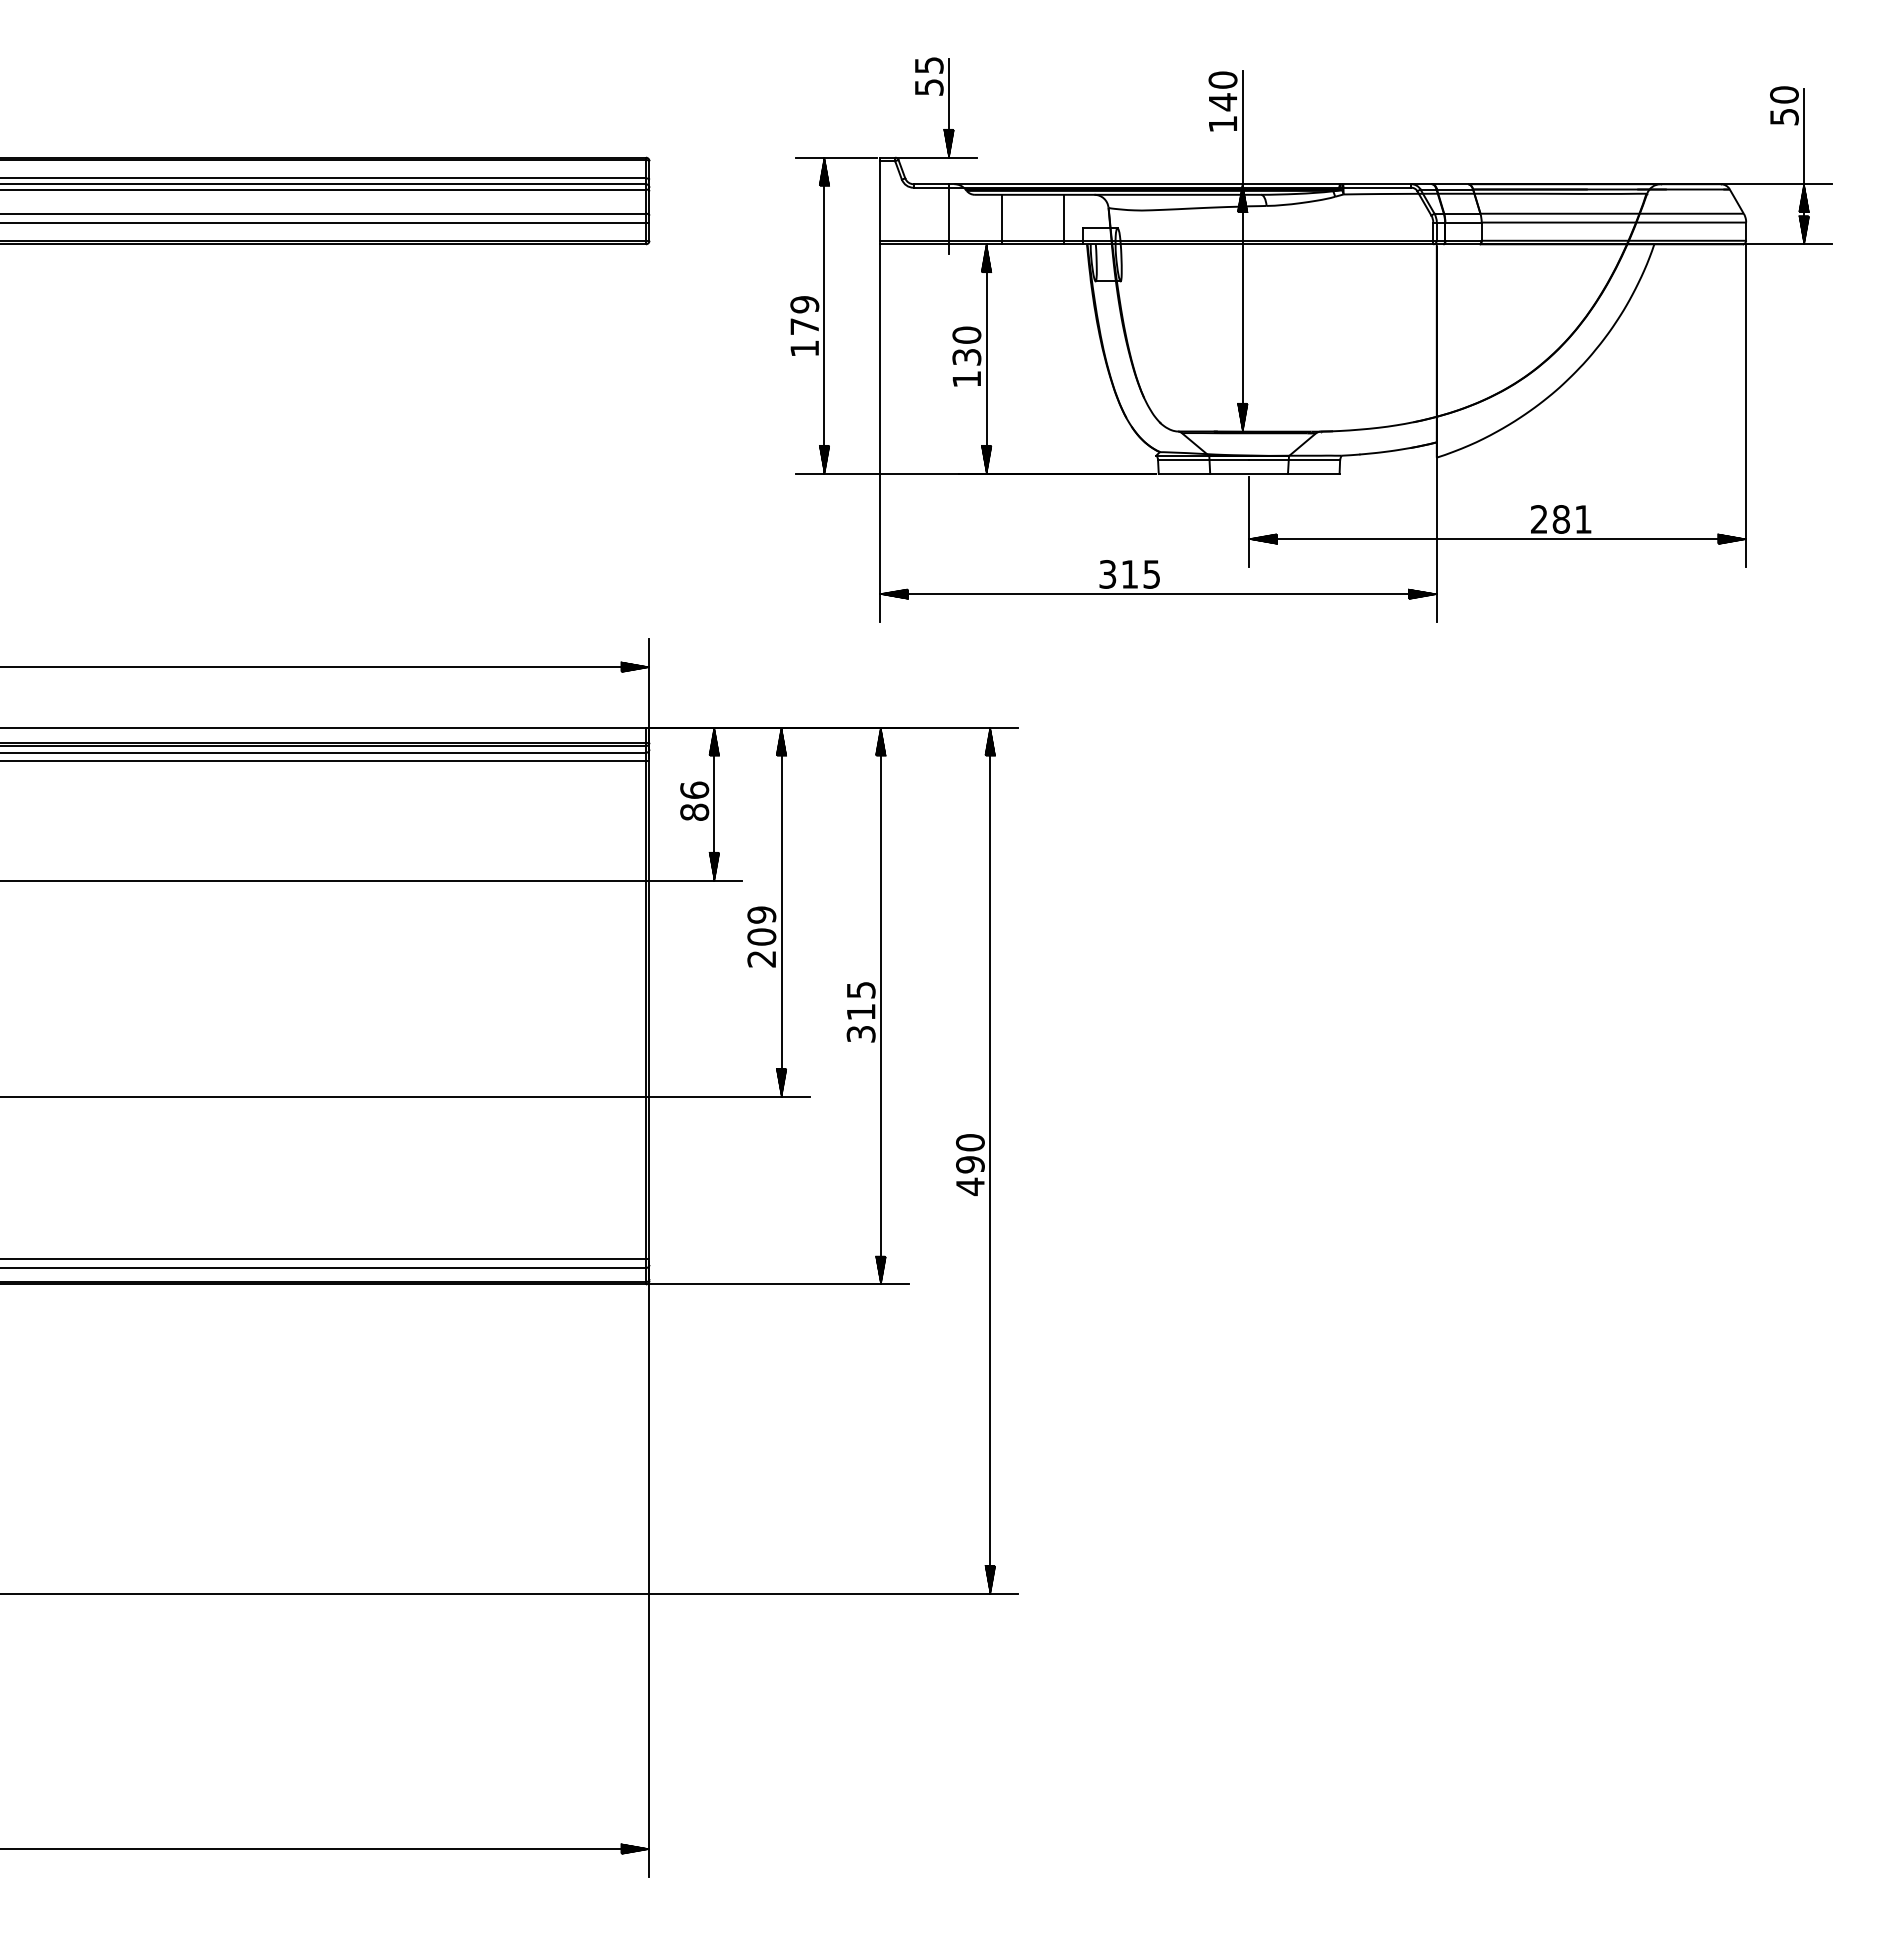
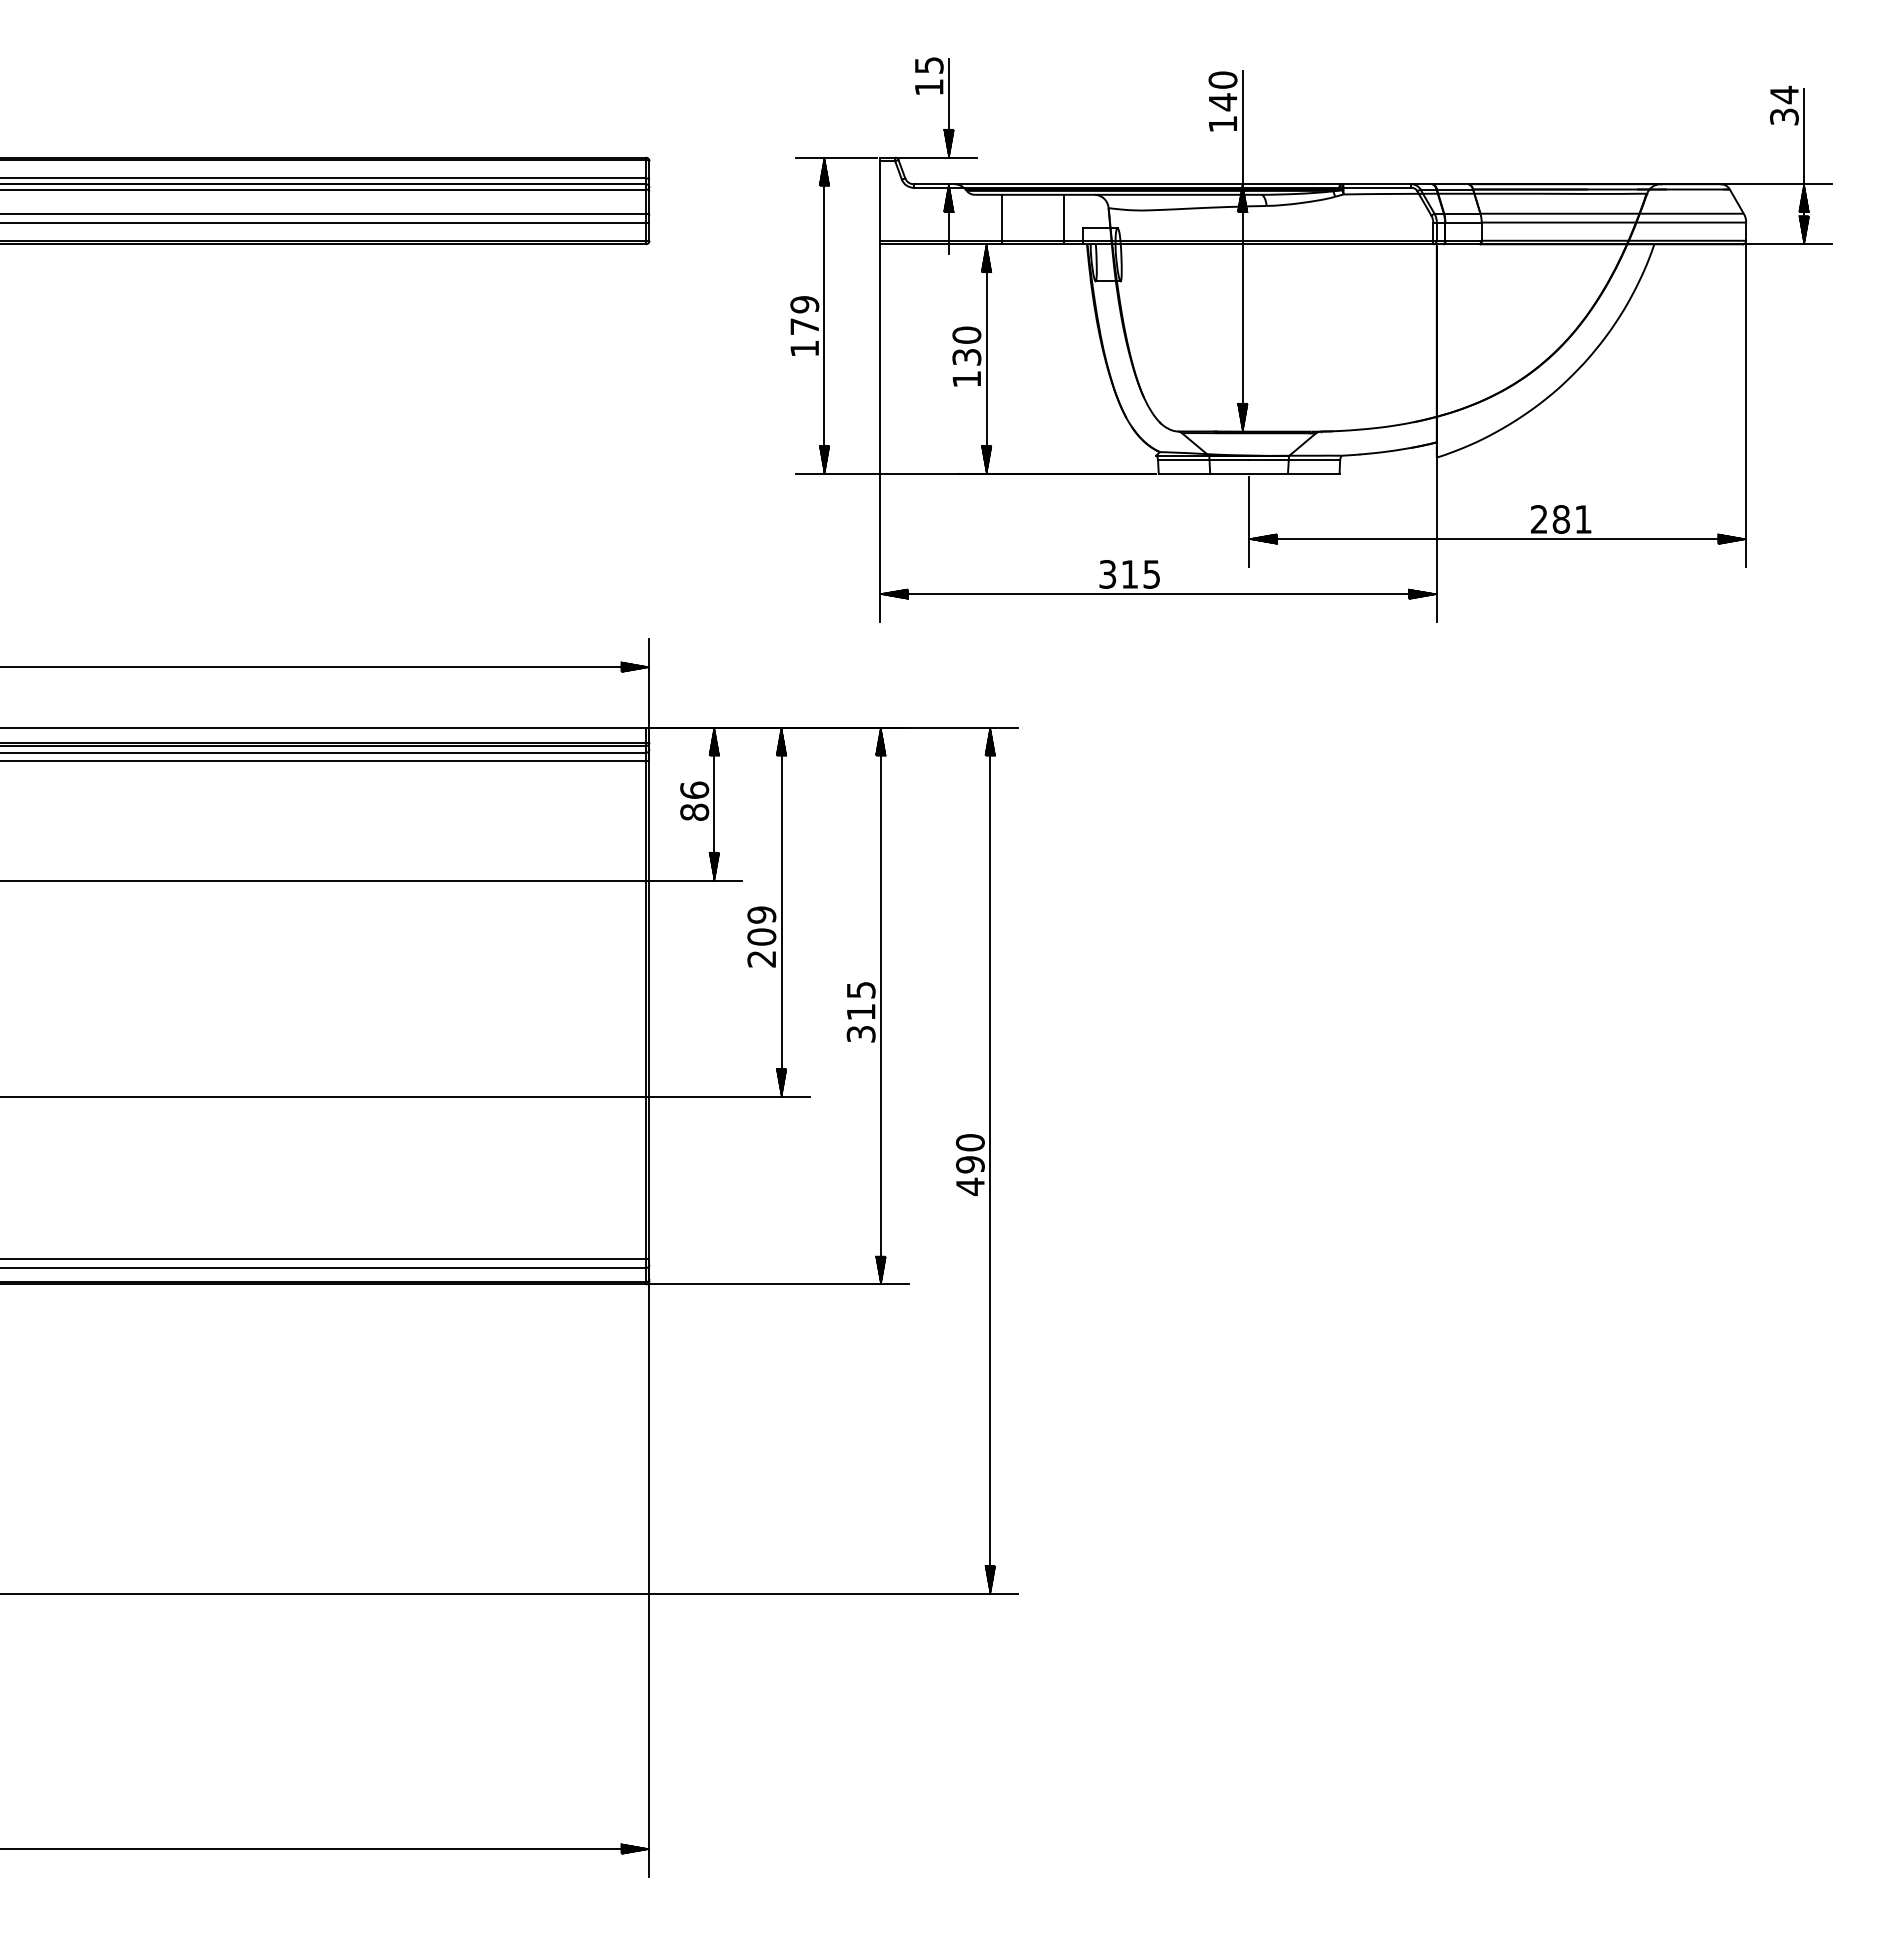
text: 55 -> 15 (929, 87)
text: 50 -> 34 (1784, 104)
hatch: none -> present (948, 198)
